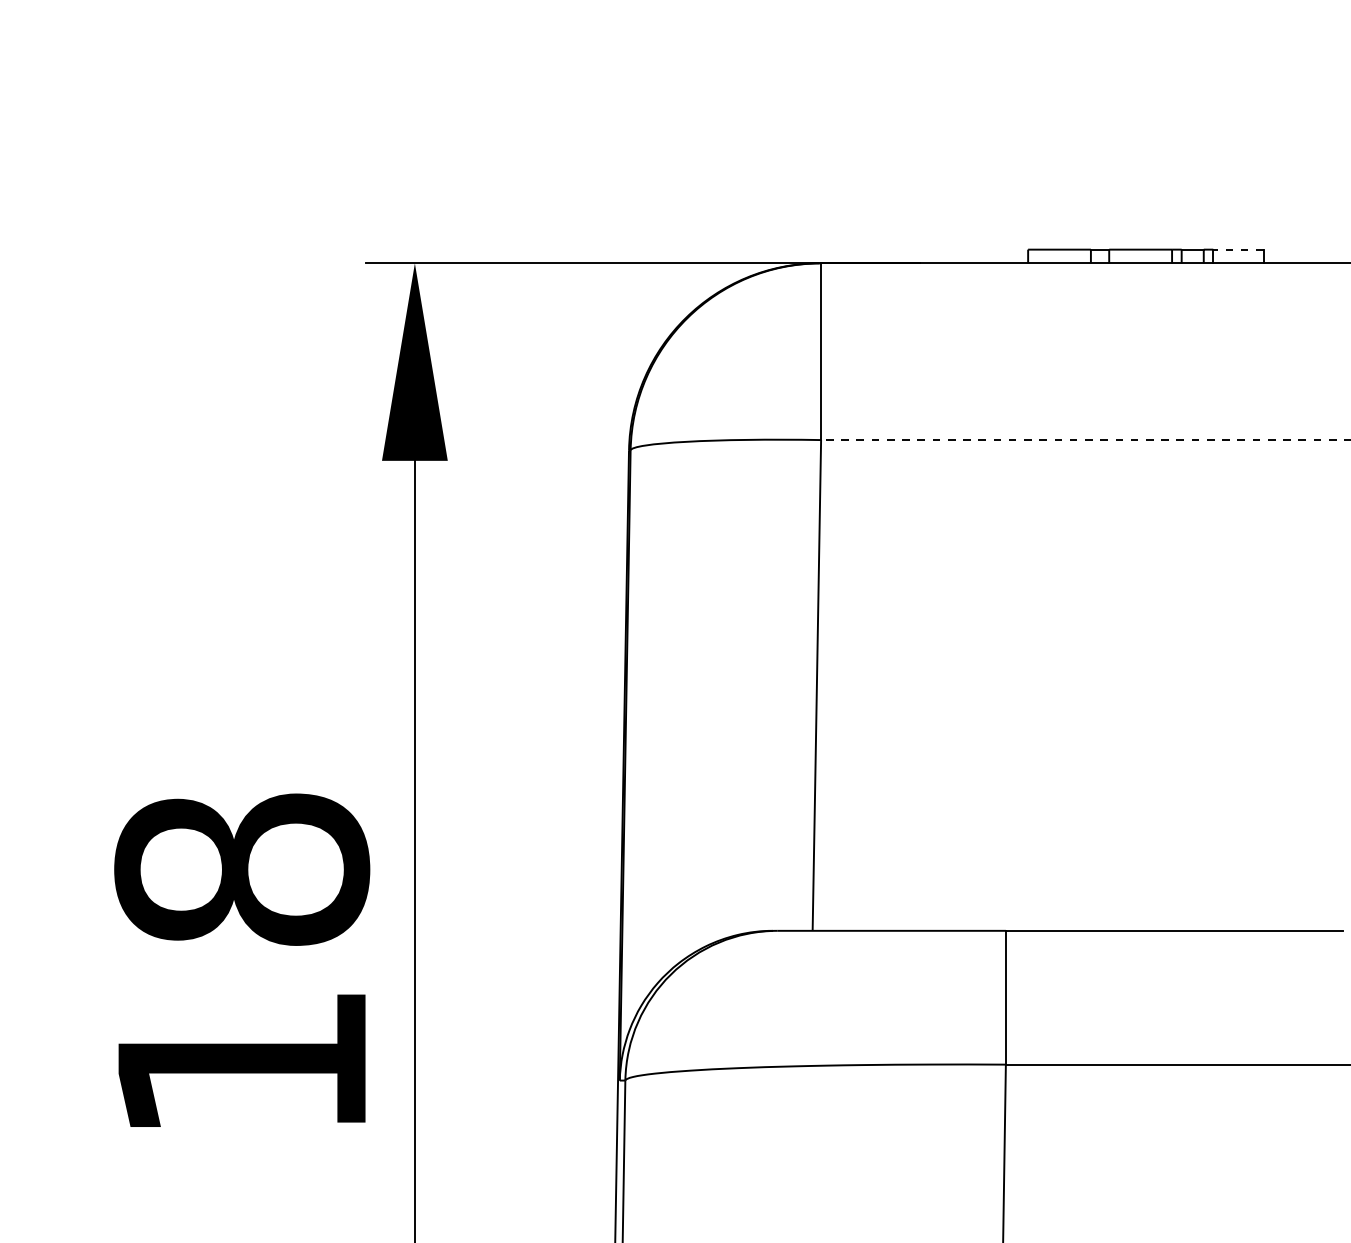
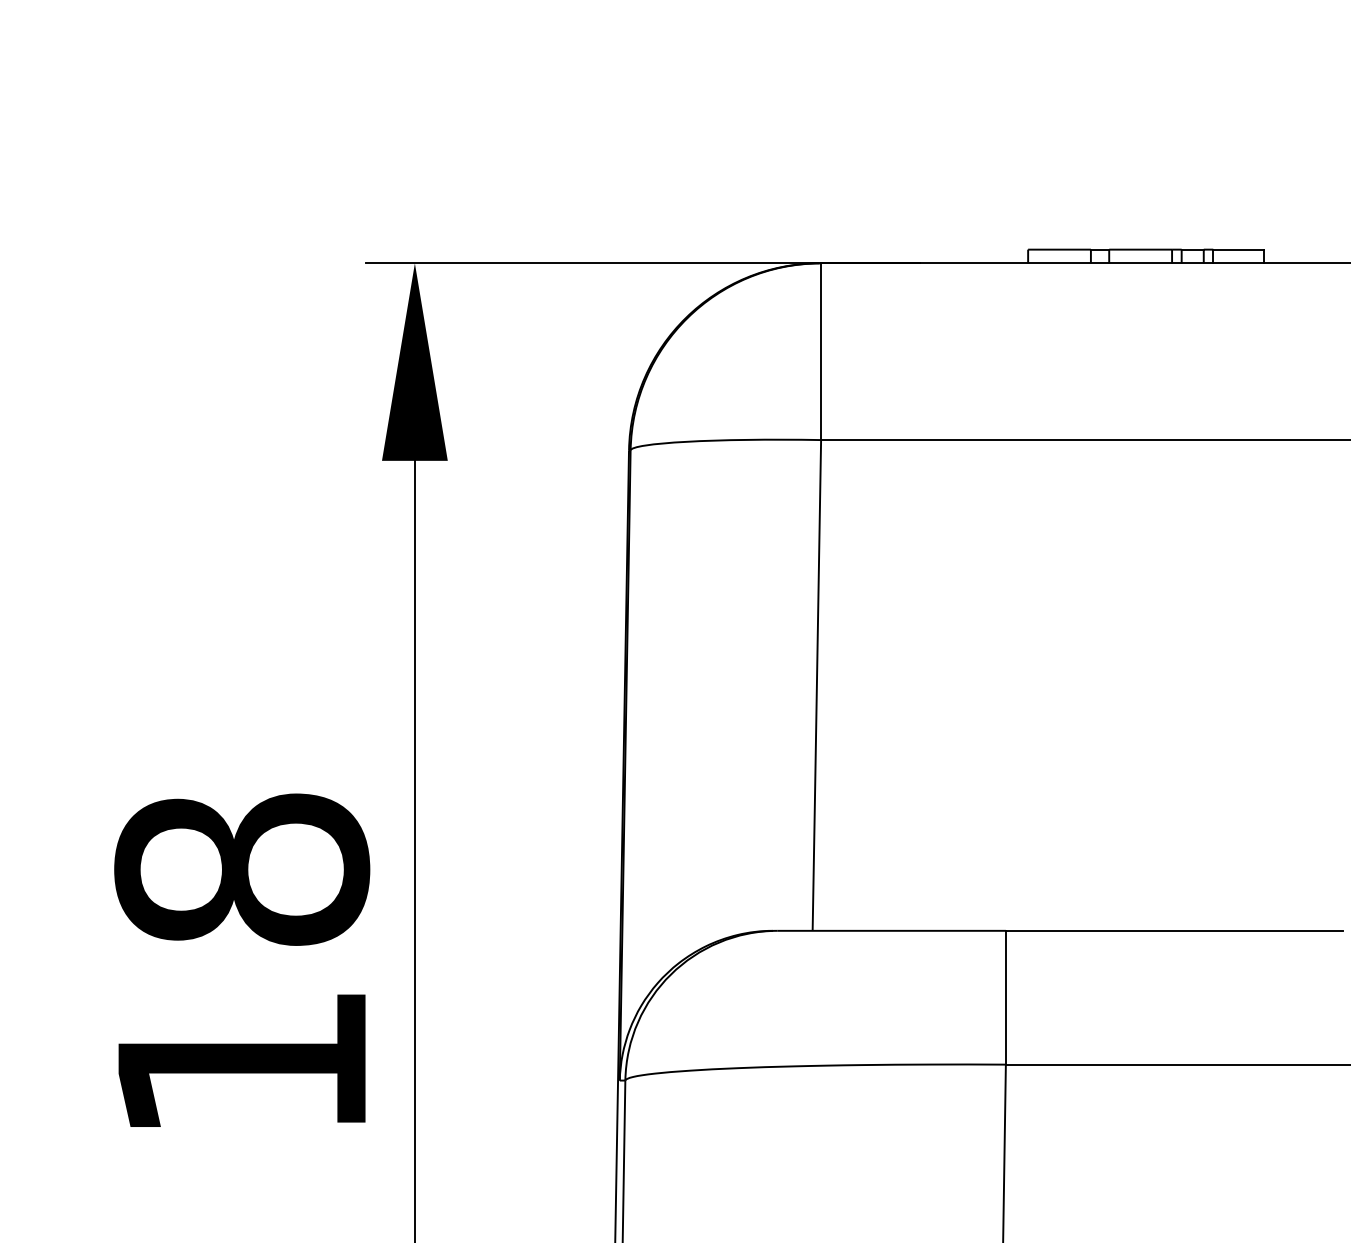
line: dashed -> solid (1237, 249)
line: dashed -> solid (1085, 440)
